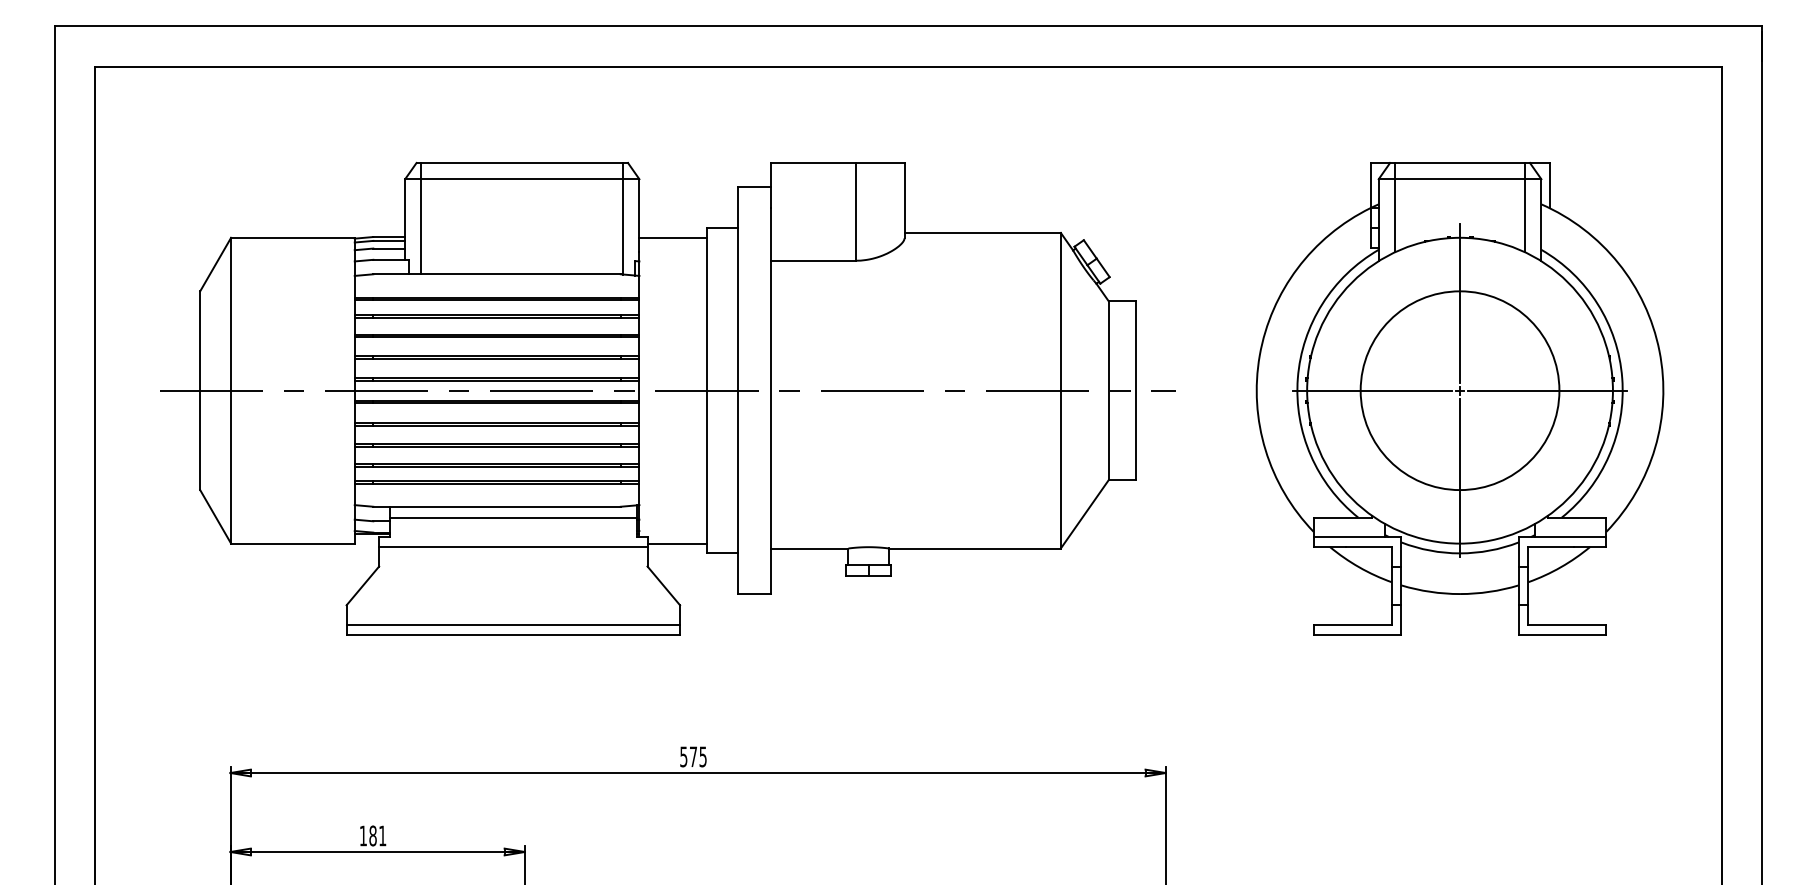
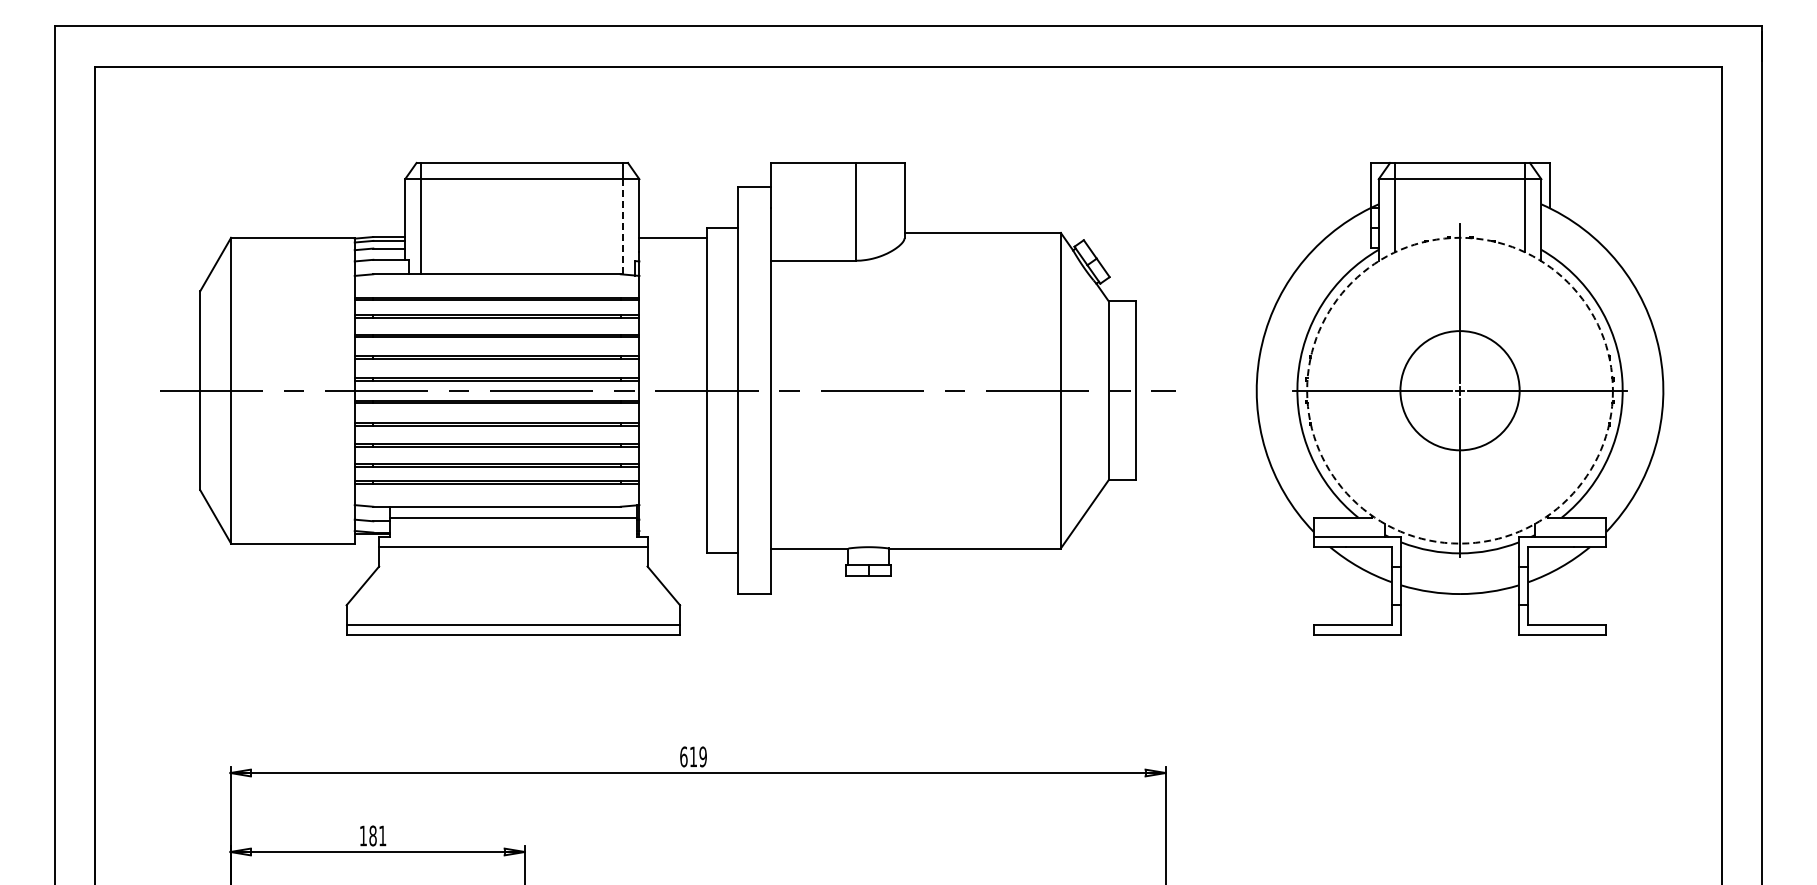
line: solid -> dashed (623, 226)
circle diameter: 199 px -> 119 px (1459, 390)
circle: solid -> dashed (1459, 390)
line: present -> none (676, 543)
text: 575 -> 619 (693, 756)
